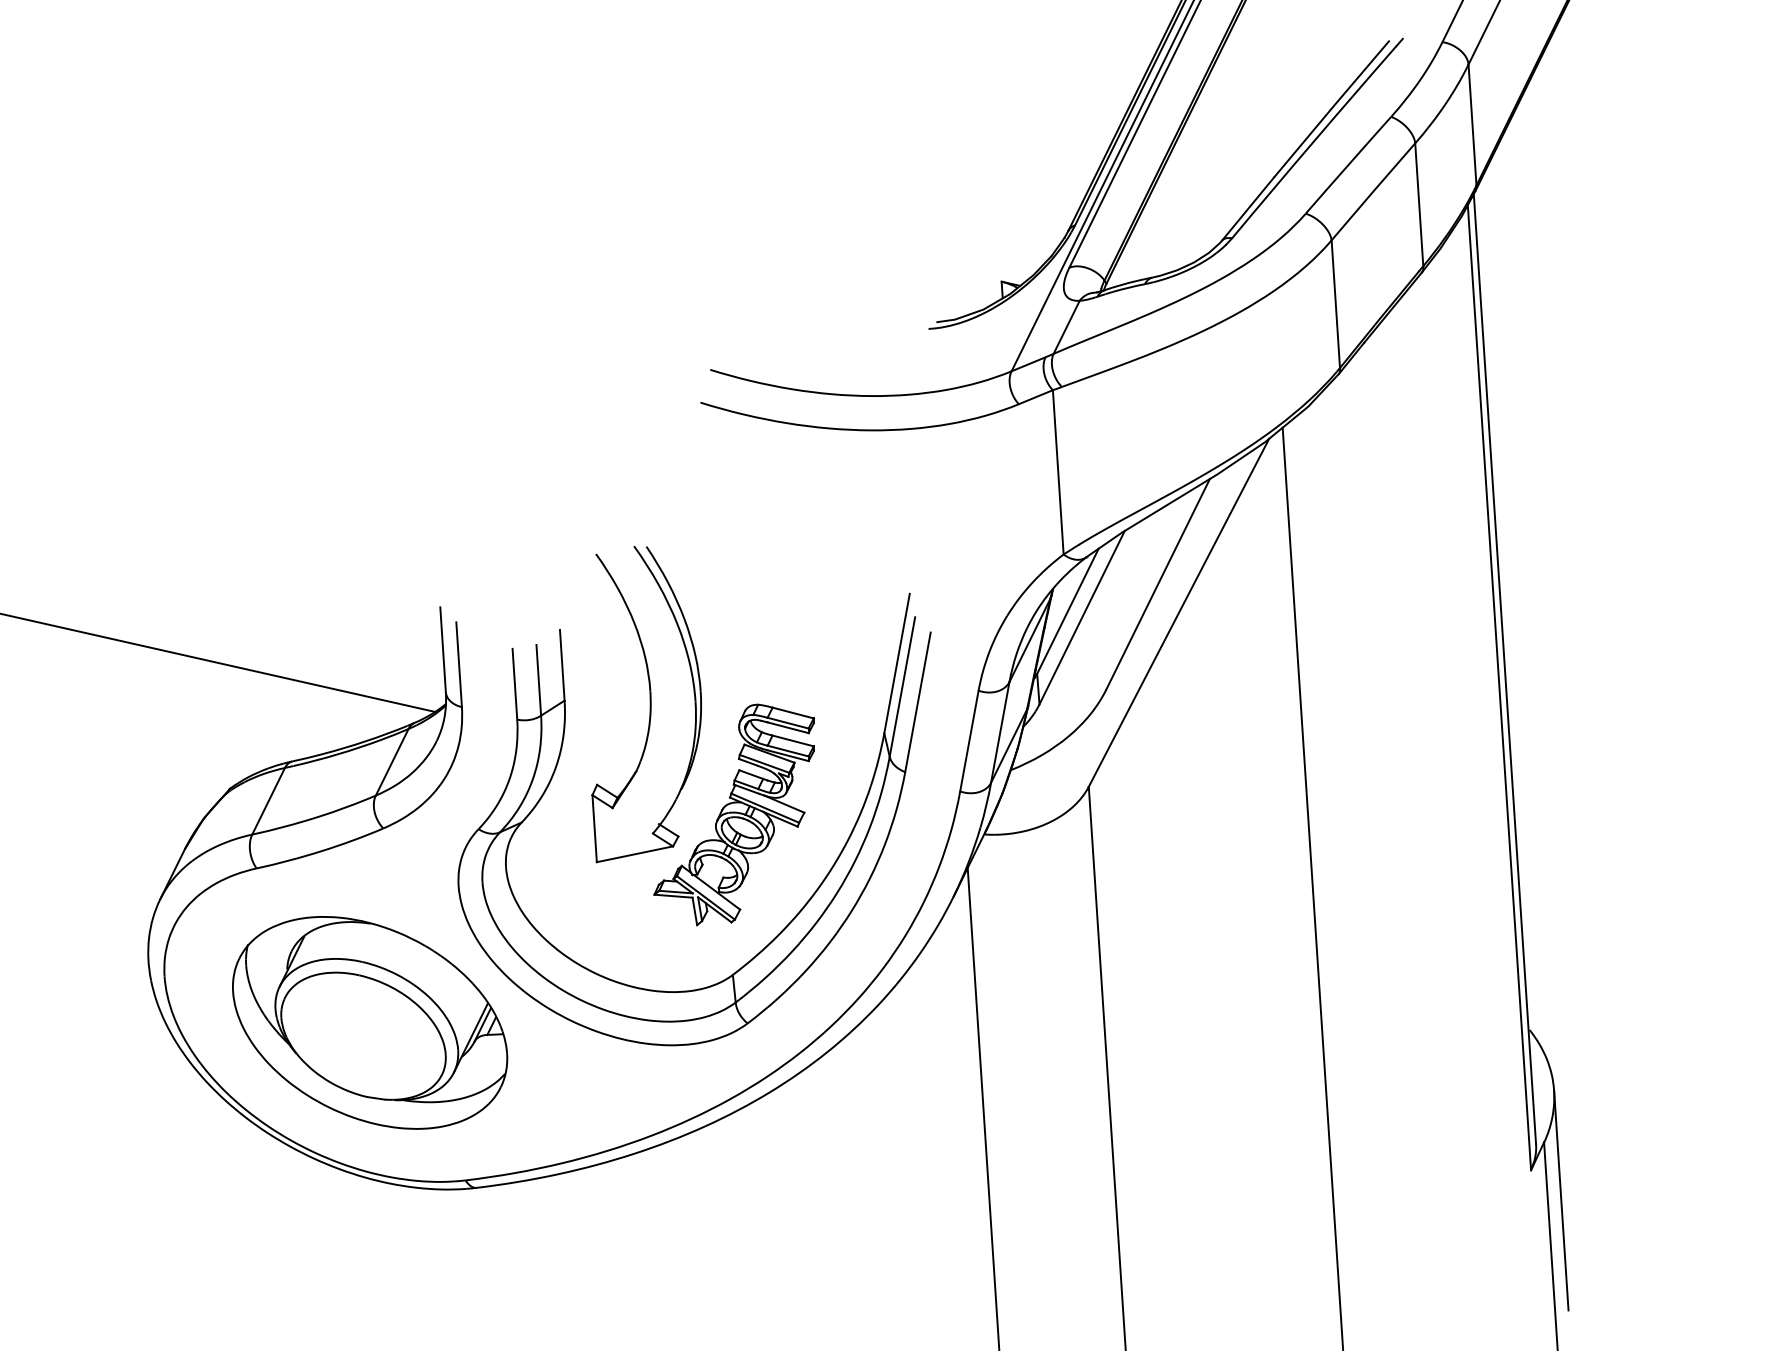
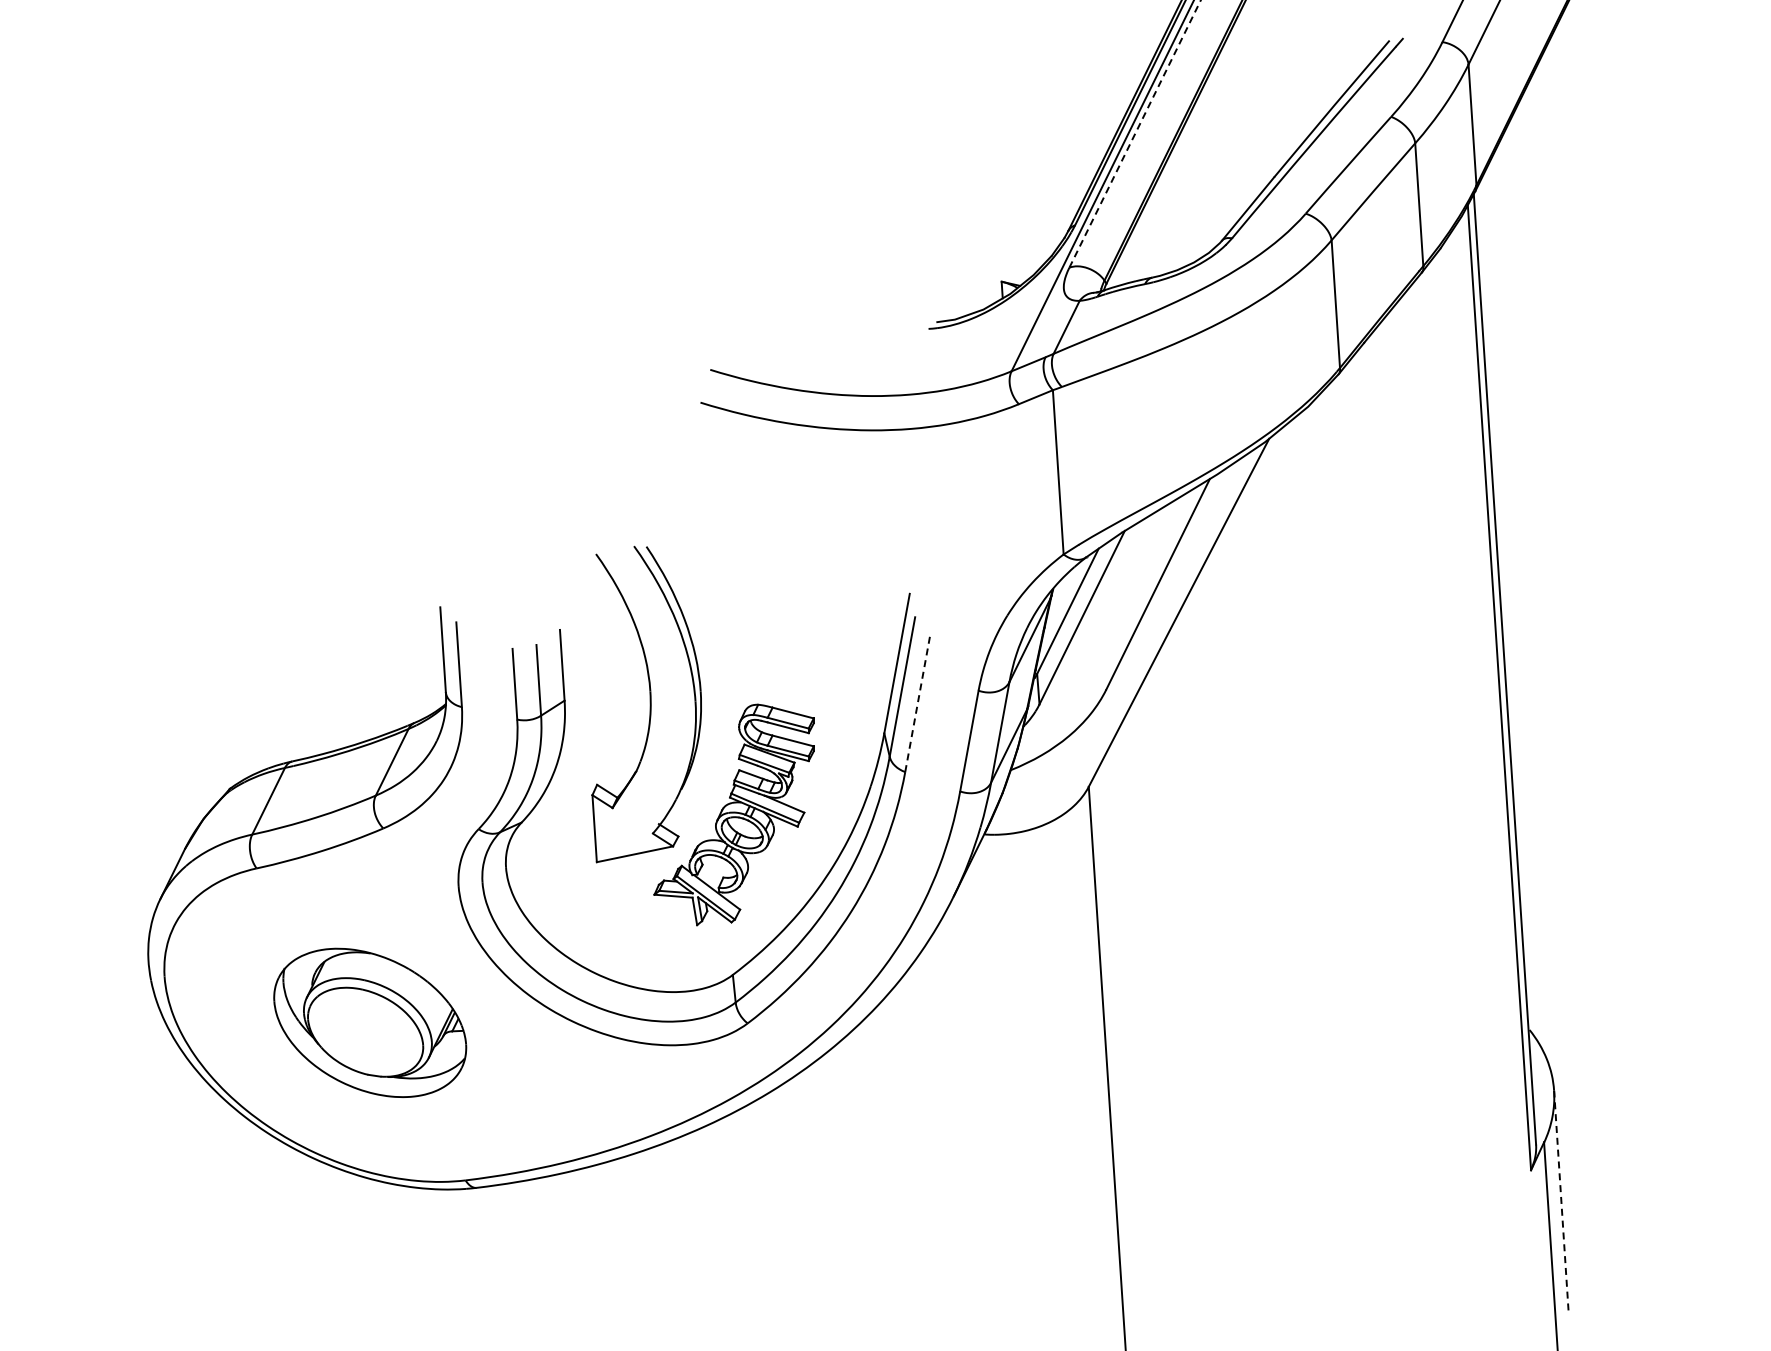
line: solid -> dashed (1135, 134)
line: present -> none (218, 662)
line: solid -> dashed (917, 702)
line: present -> none (1312, 887)
part size: 277x214 px -> 195x151 px (370, 1022)
line: present -> none (983, 1107)
line: solid -> dashed (1561, 1200)
